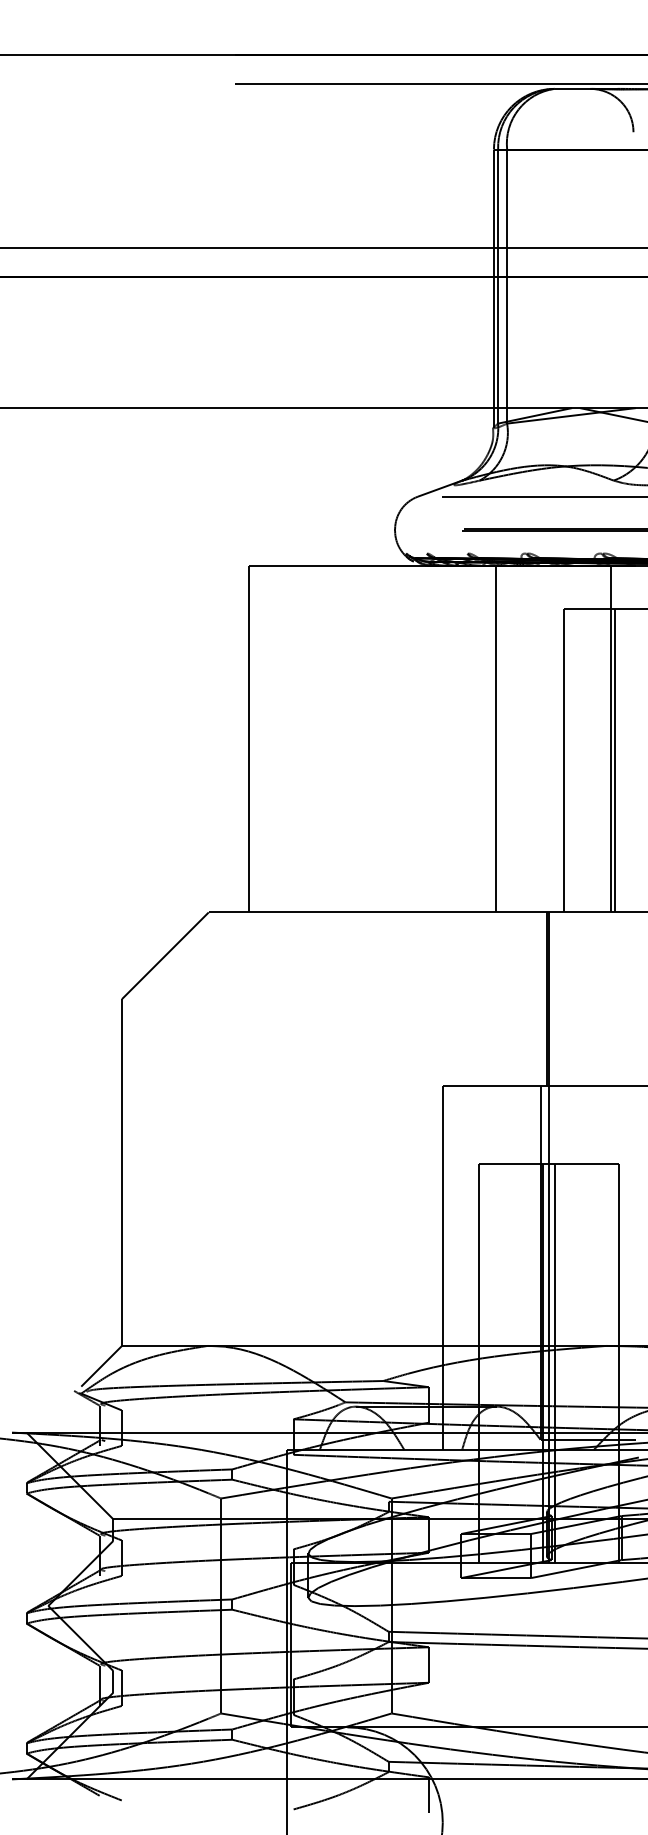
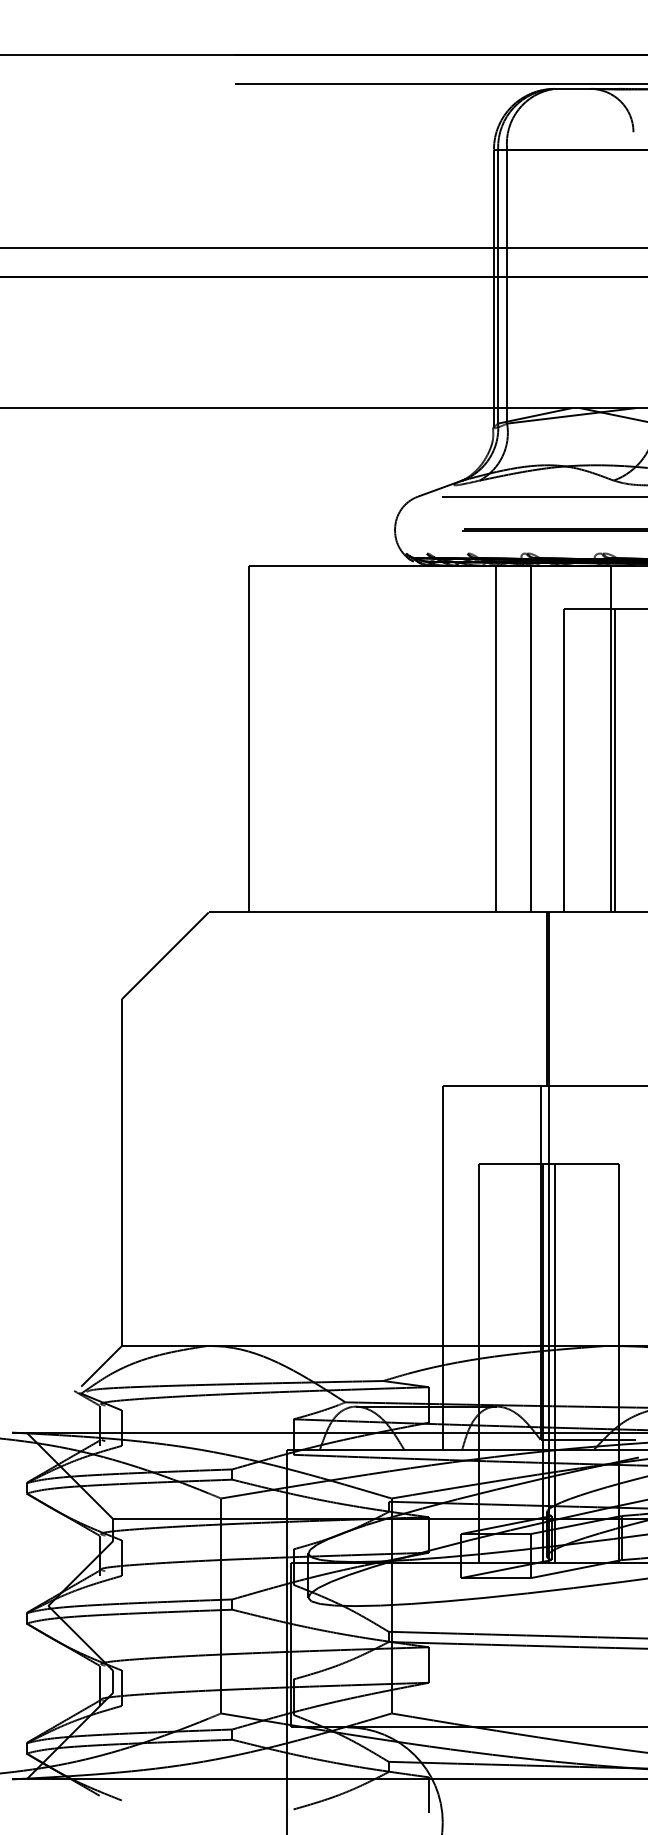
line: none -> present (530, 738)
